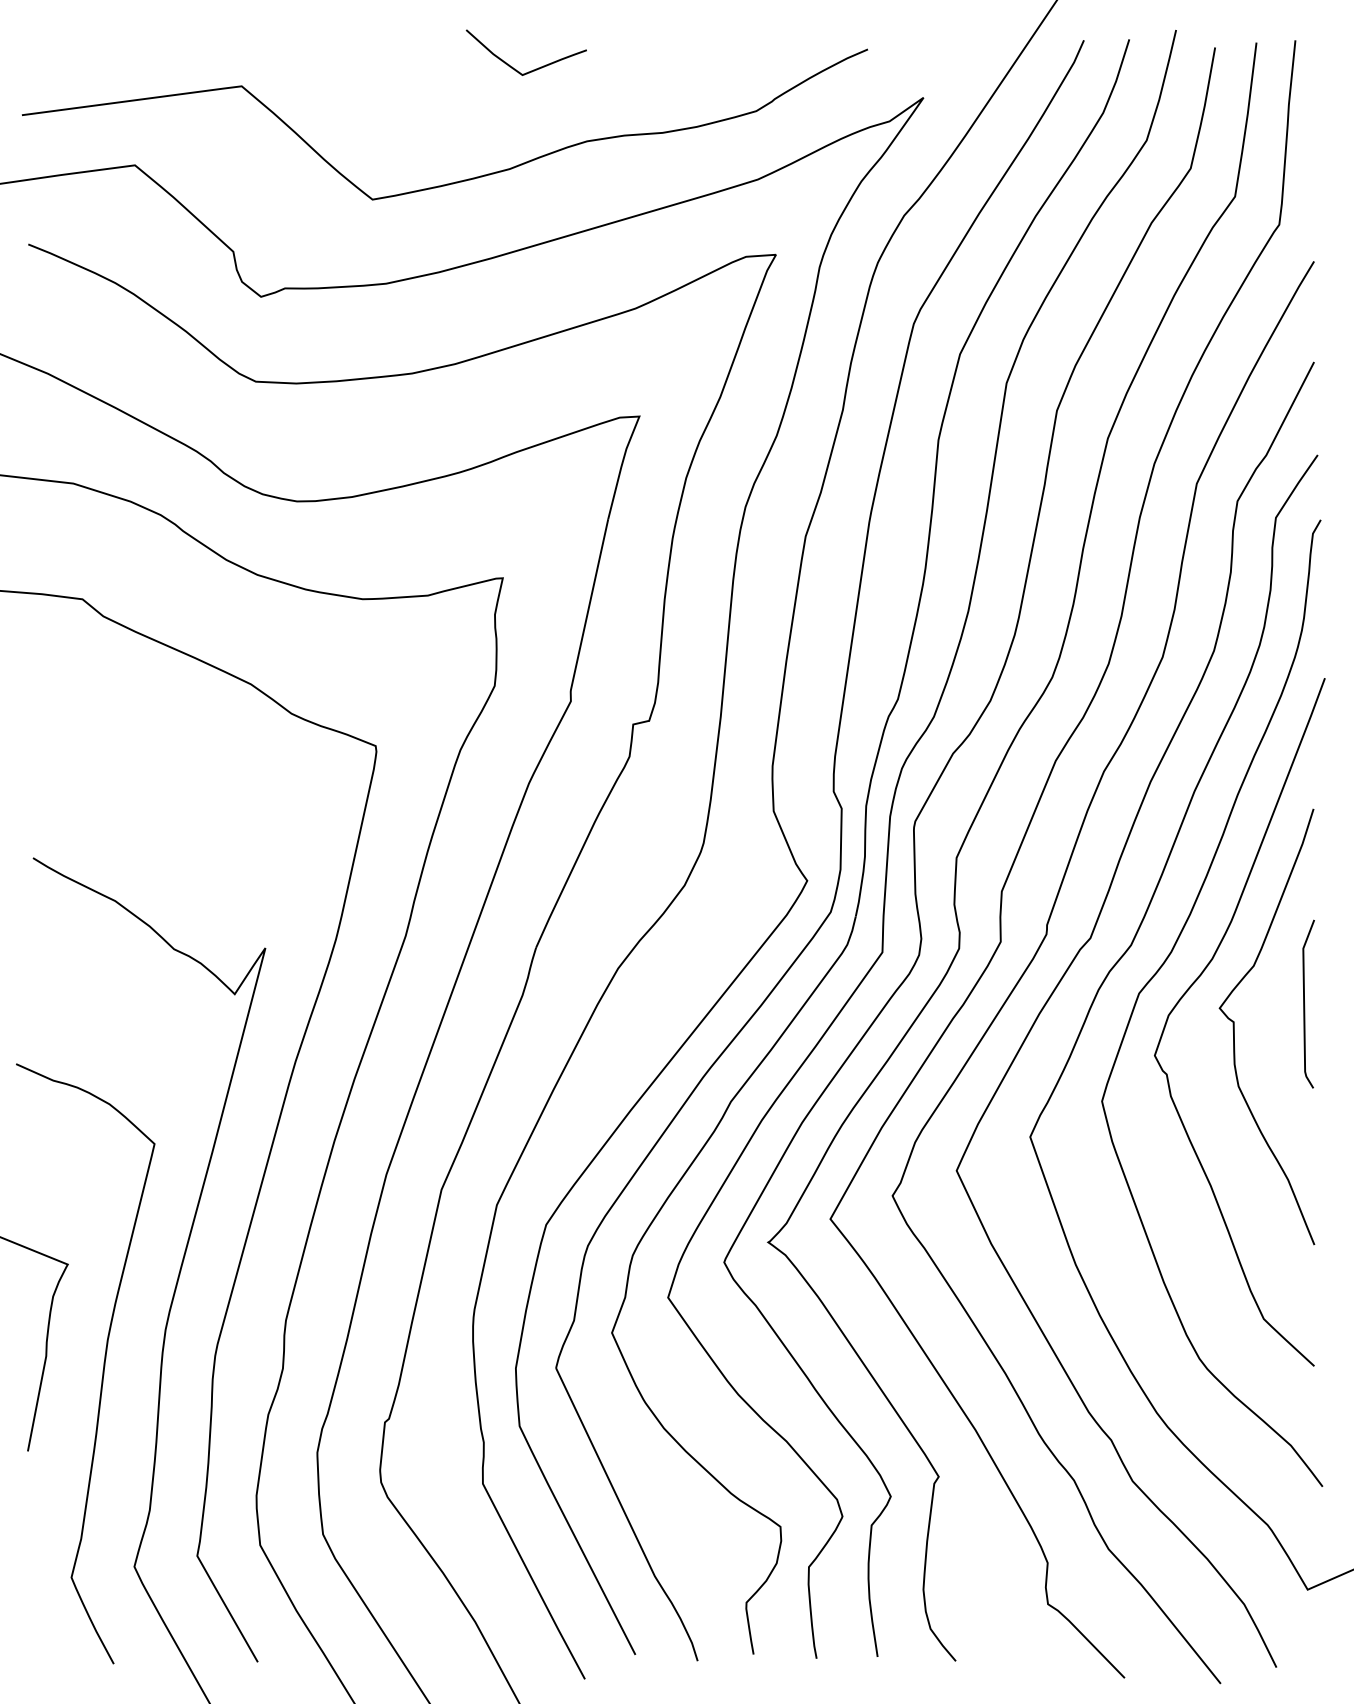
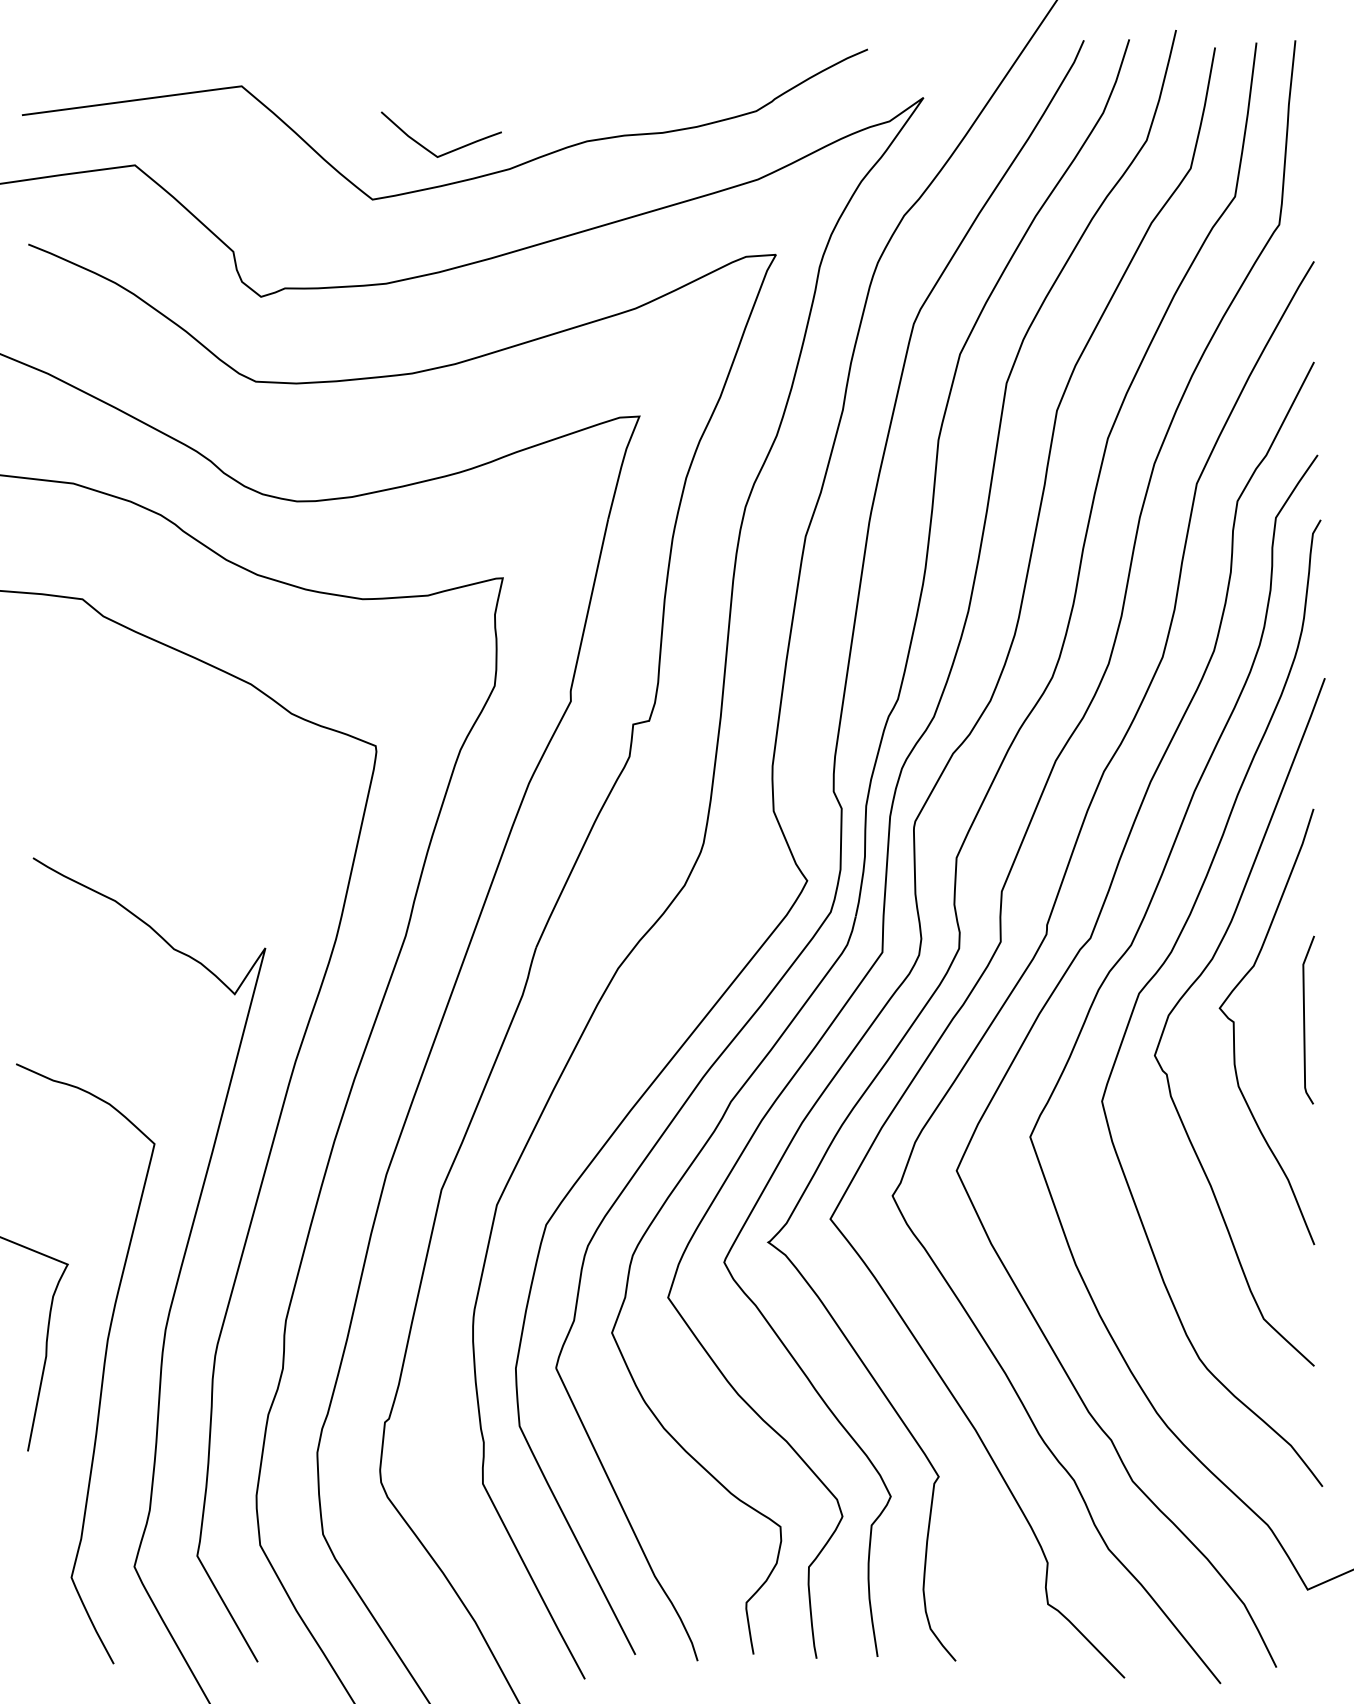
curve position: (533, 69) -> (448, 151) (448, 151)
line position: (1305, 1005) -> (1305, 1021) (1305, 1021)
